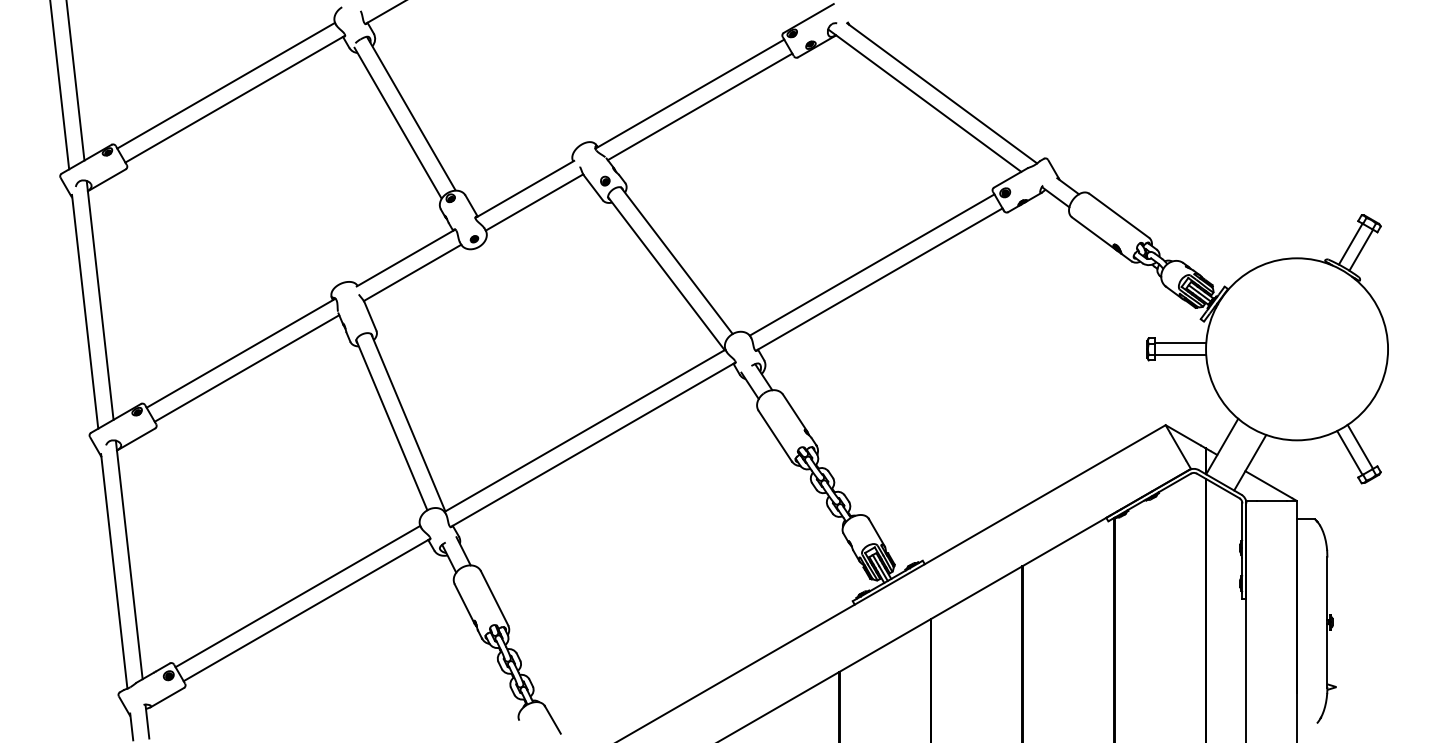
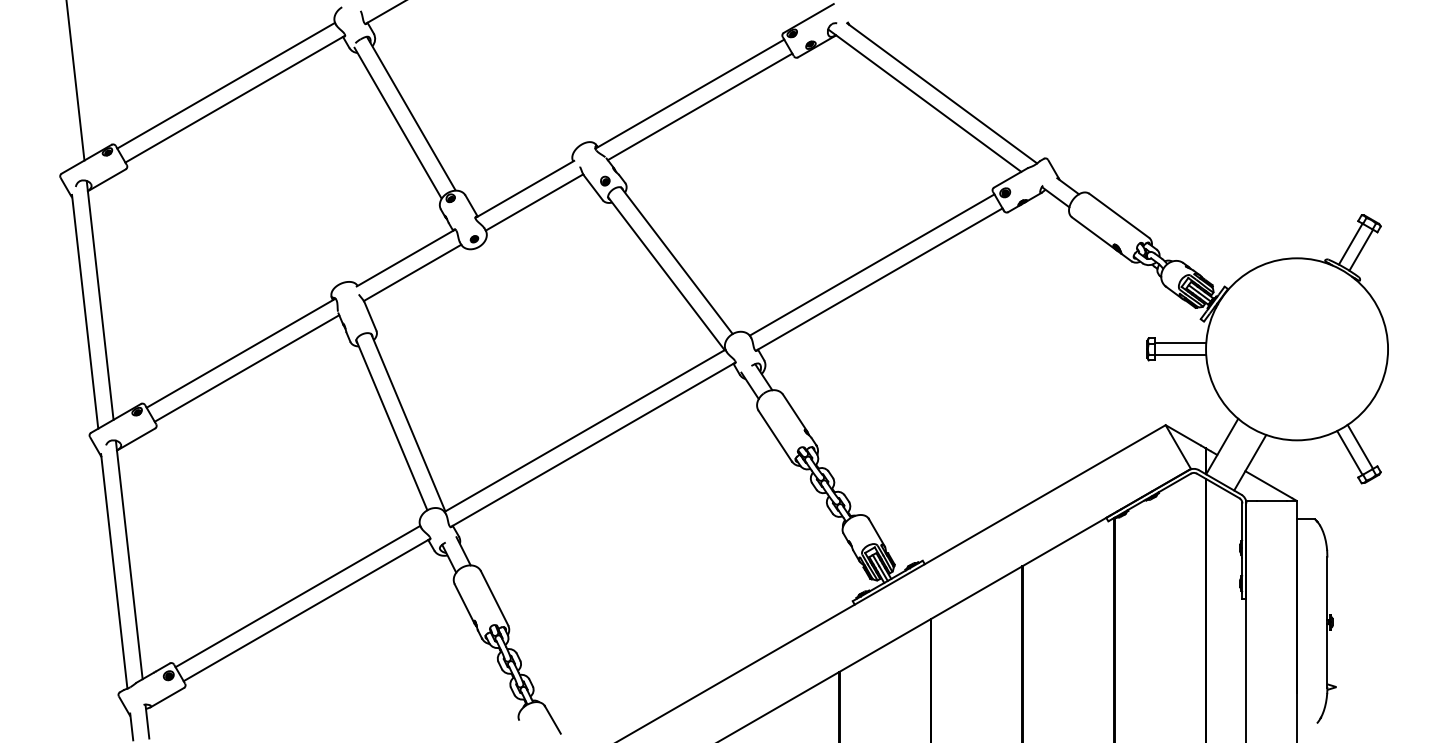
line: present -> none (59, 85)
